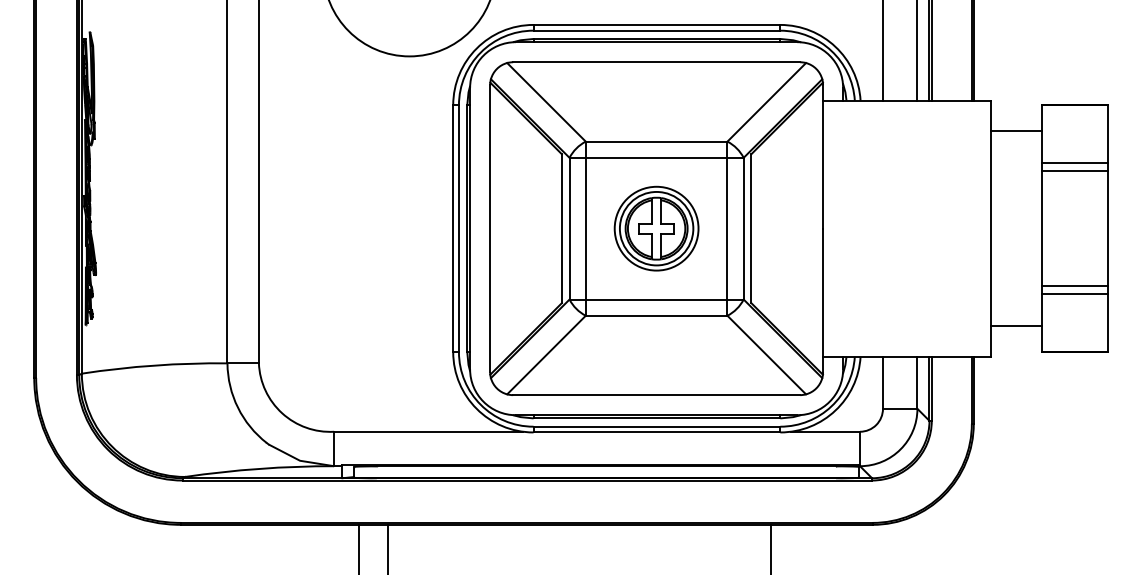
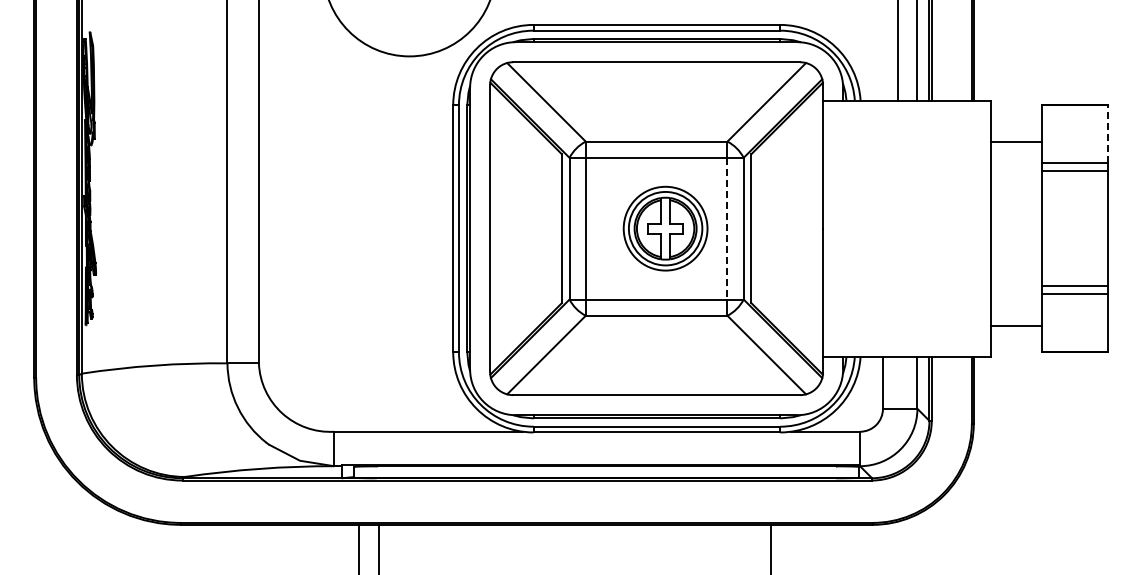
line position: (883, 51) -> (898, 51) (898, 51)
line position: (1016, 131) -> (1016, 142) (1016, 142)
line: solid -> dashed (1107, 134)
part position: (656, 228) -> (665, 228) (665, 228)
line: solid -> dashed (727, 228)
line position: (387, 547) -> (378, 547) (378, 547)
